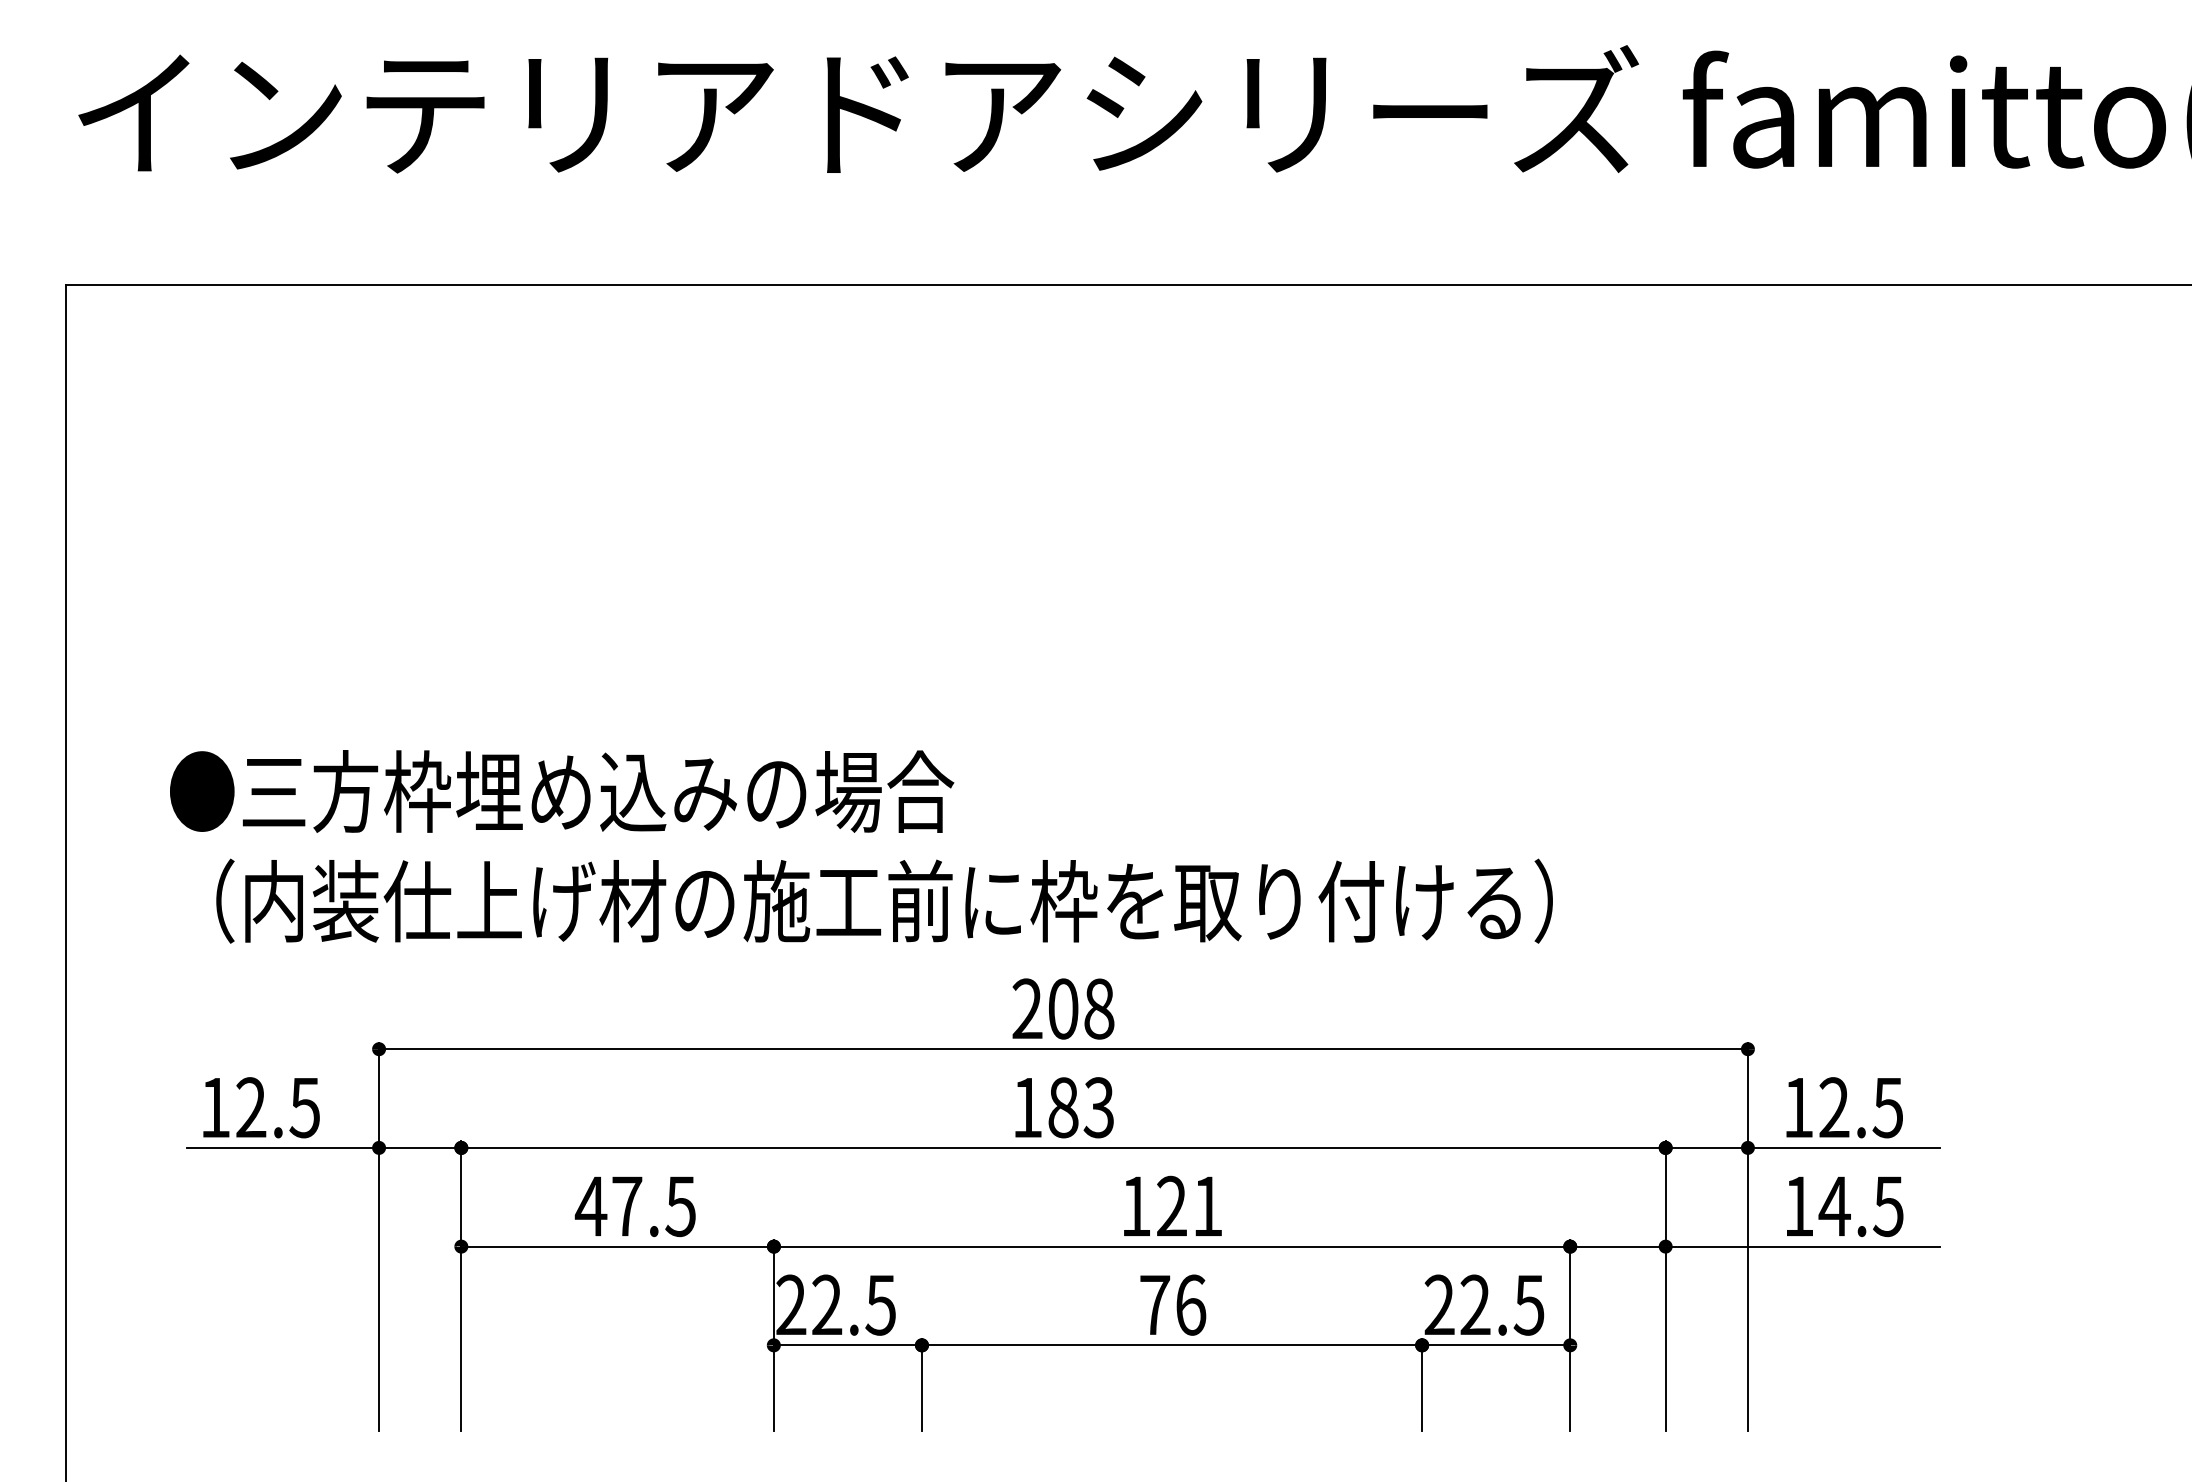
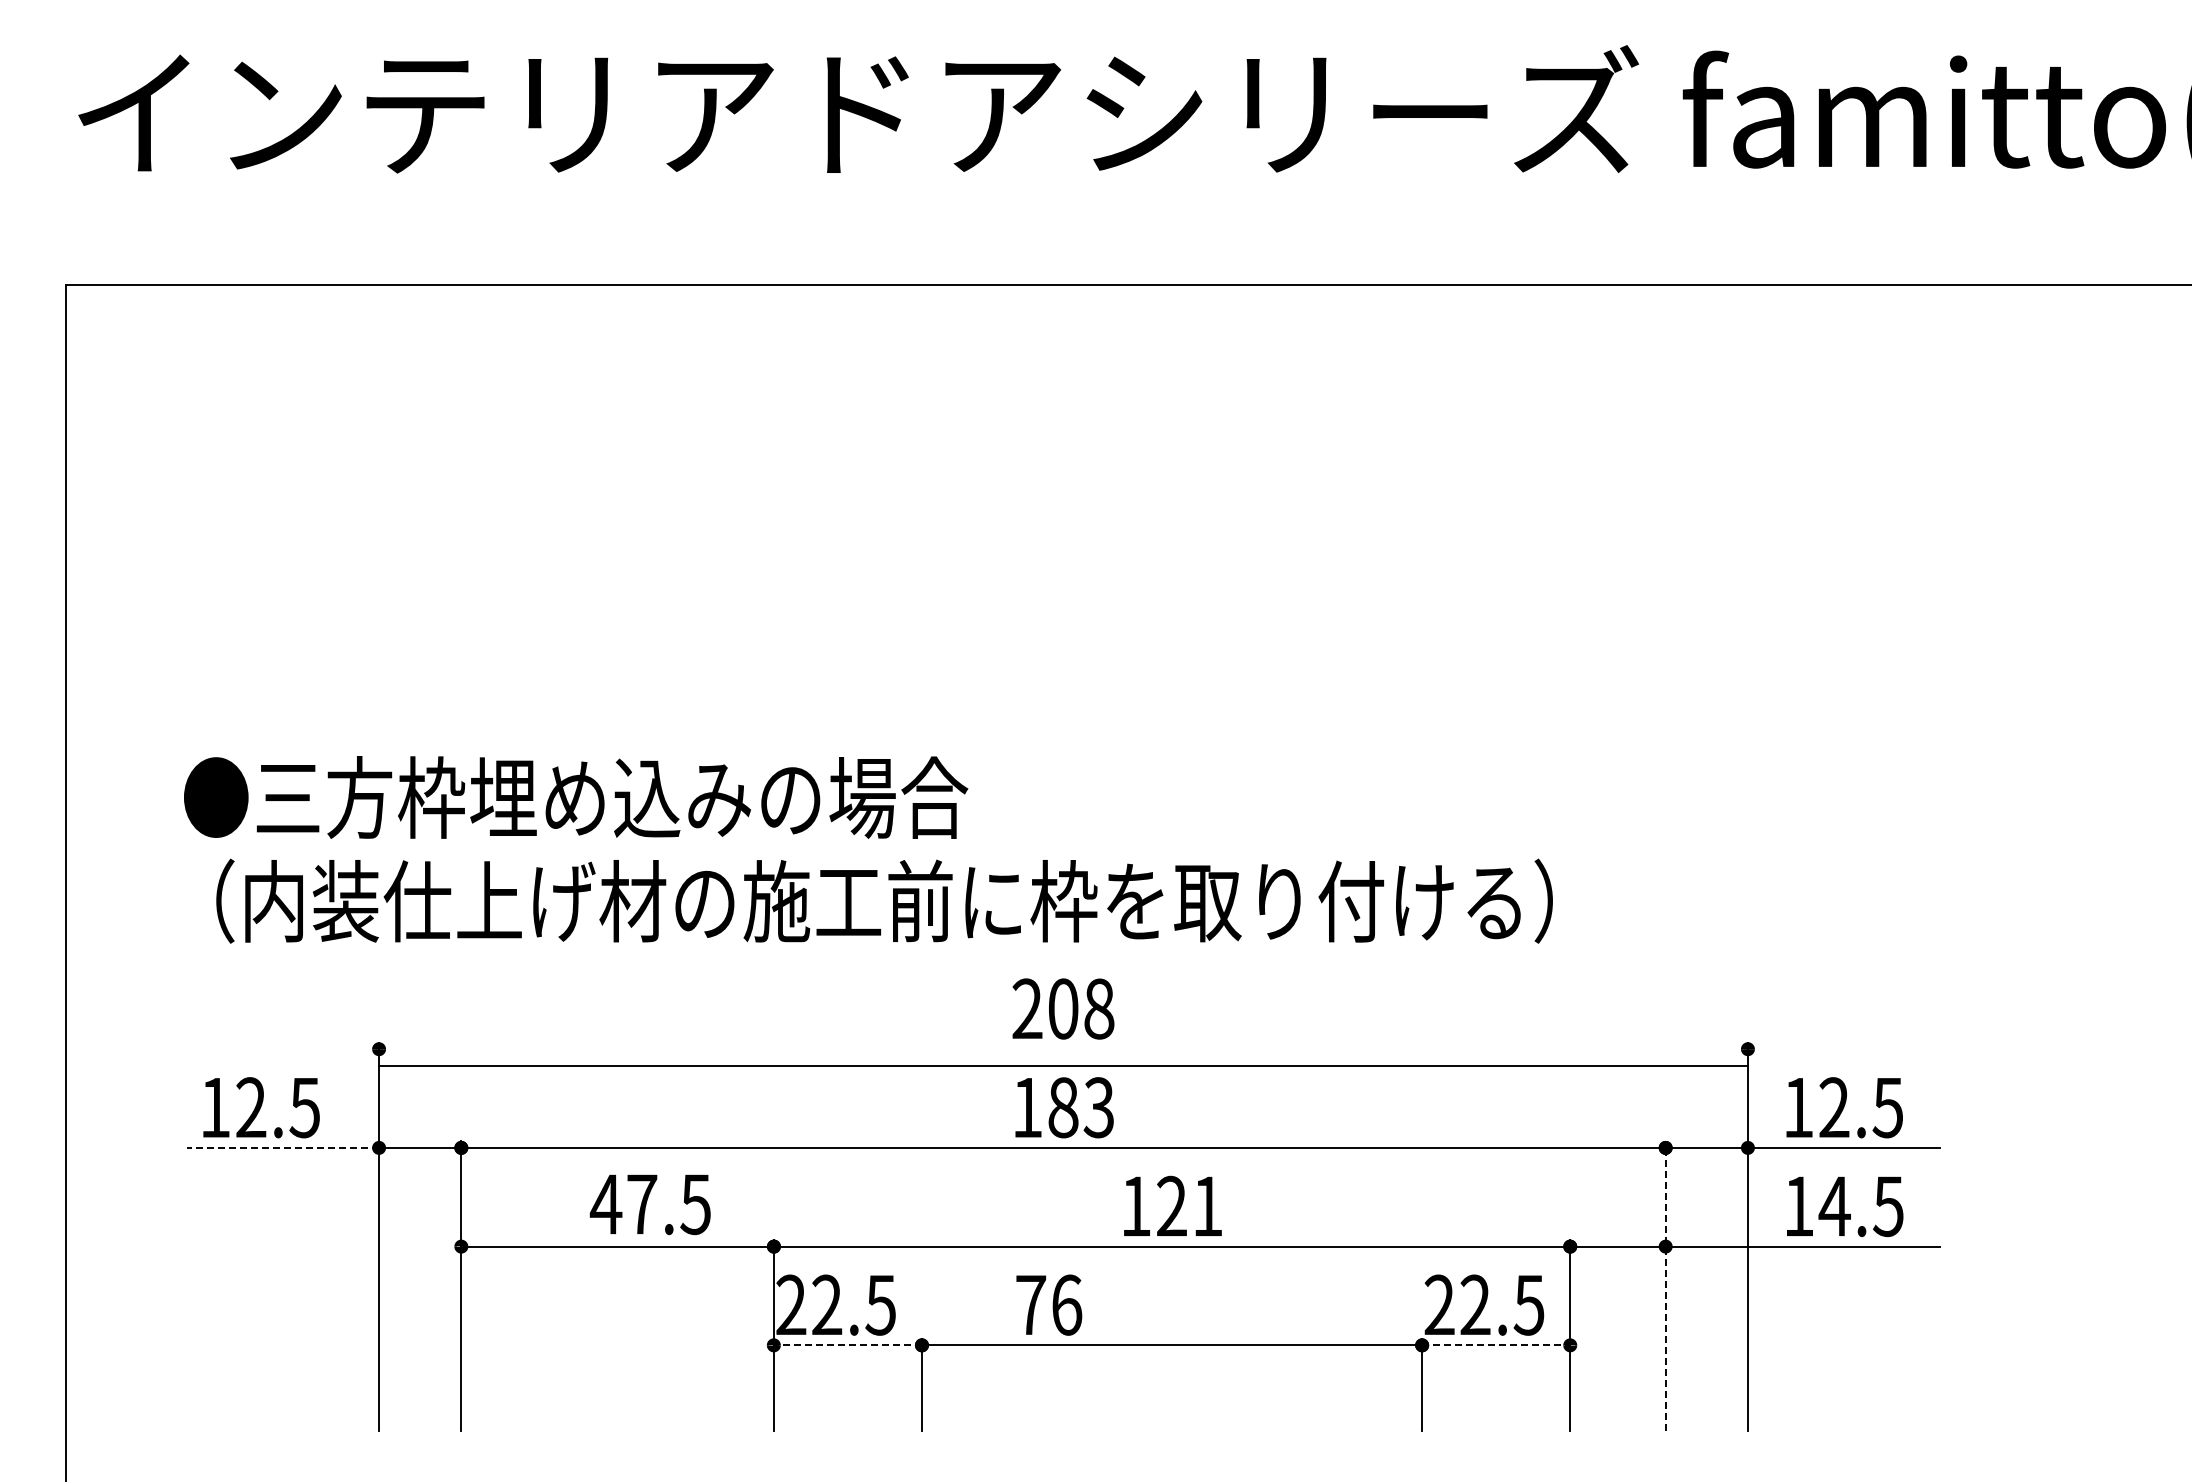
text position: (562, 791) -> (576, 797) (576, 797)
line position: (1063, 1049) -> (1063, 1066) (1063, 1066)
line: solid -> dashed (283, 1147)
text position: (634, 1206) -> (649, 1204) (649, 1204)
line: solid -> dashed (1665, 1286)
text position: (1173, 1304) -> (1049, 1304) (1049, 1304)
line: solid -> dashed (847, 1345)
line: solid -> dashed (1496, 1345)
